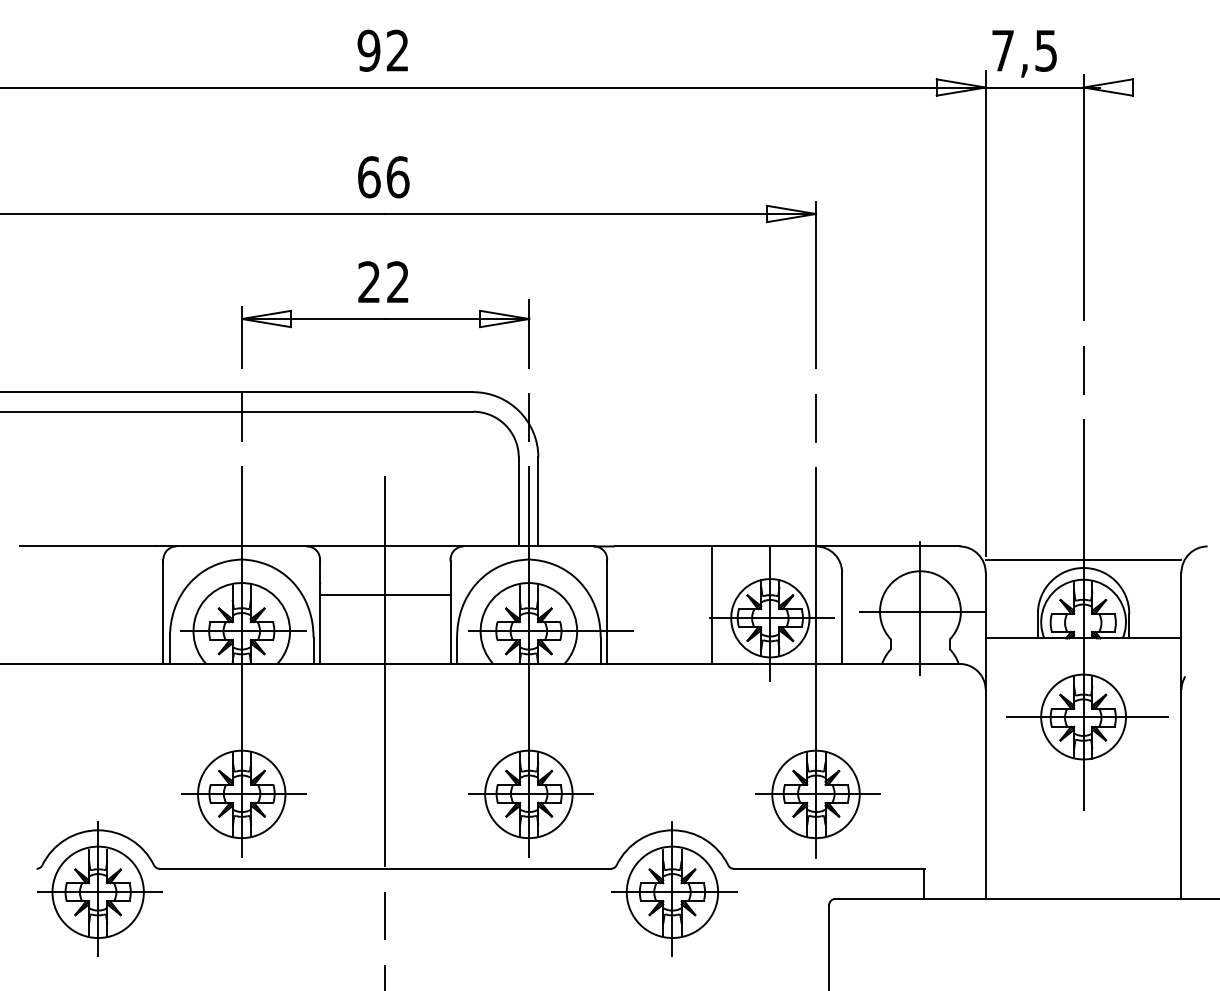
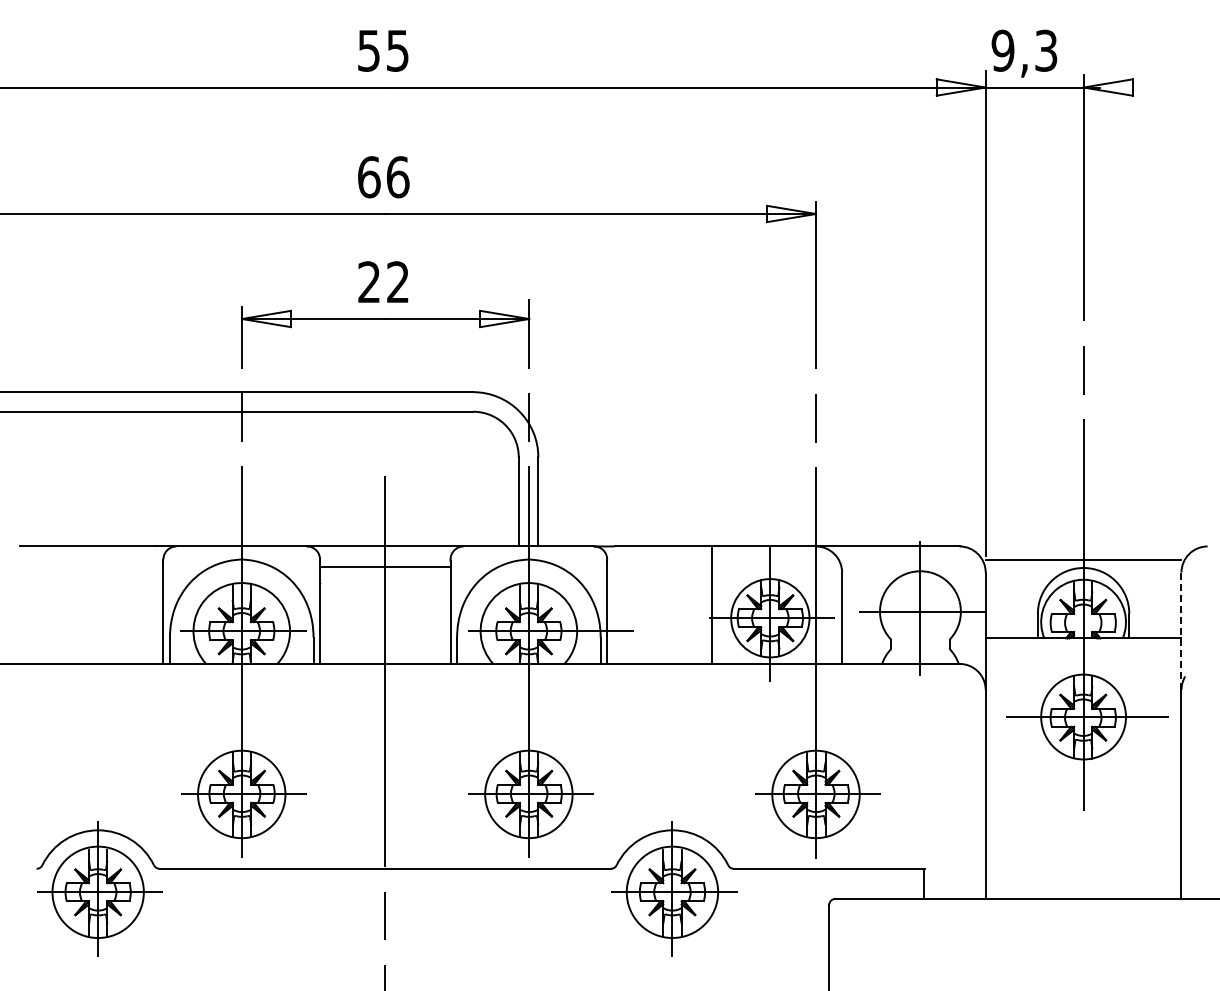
text: 92 -> 55 (382, 50)
text: 7,5 -> 9,3 (1024, 50)
line position: (385, 594) -> (385, 566) (385, 566)
line: solid -> dashed (1181, 631)
